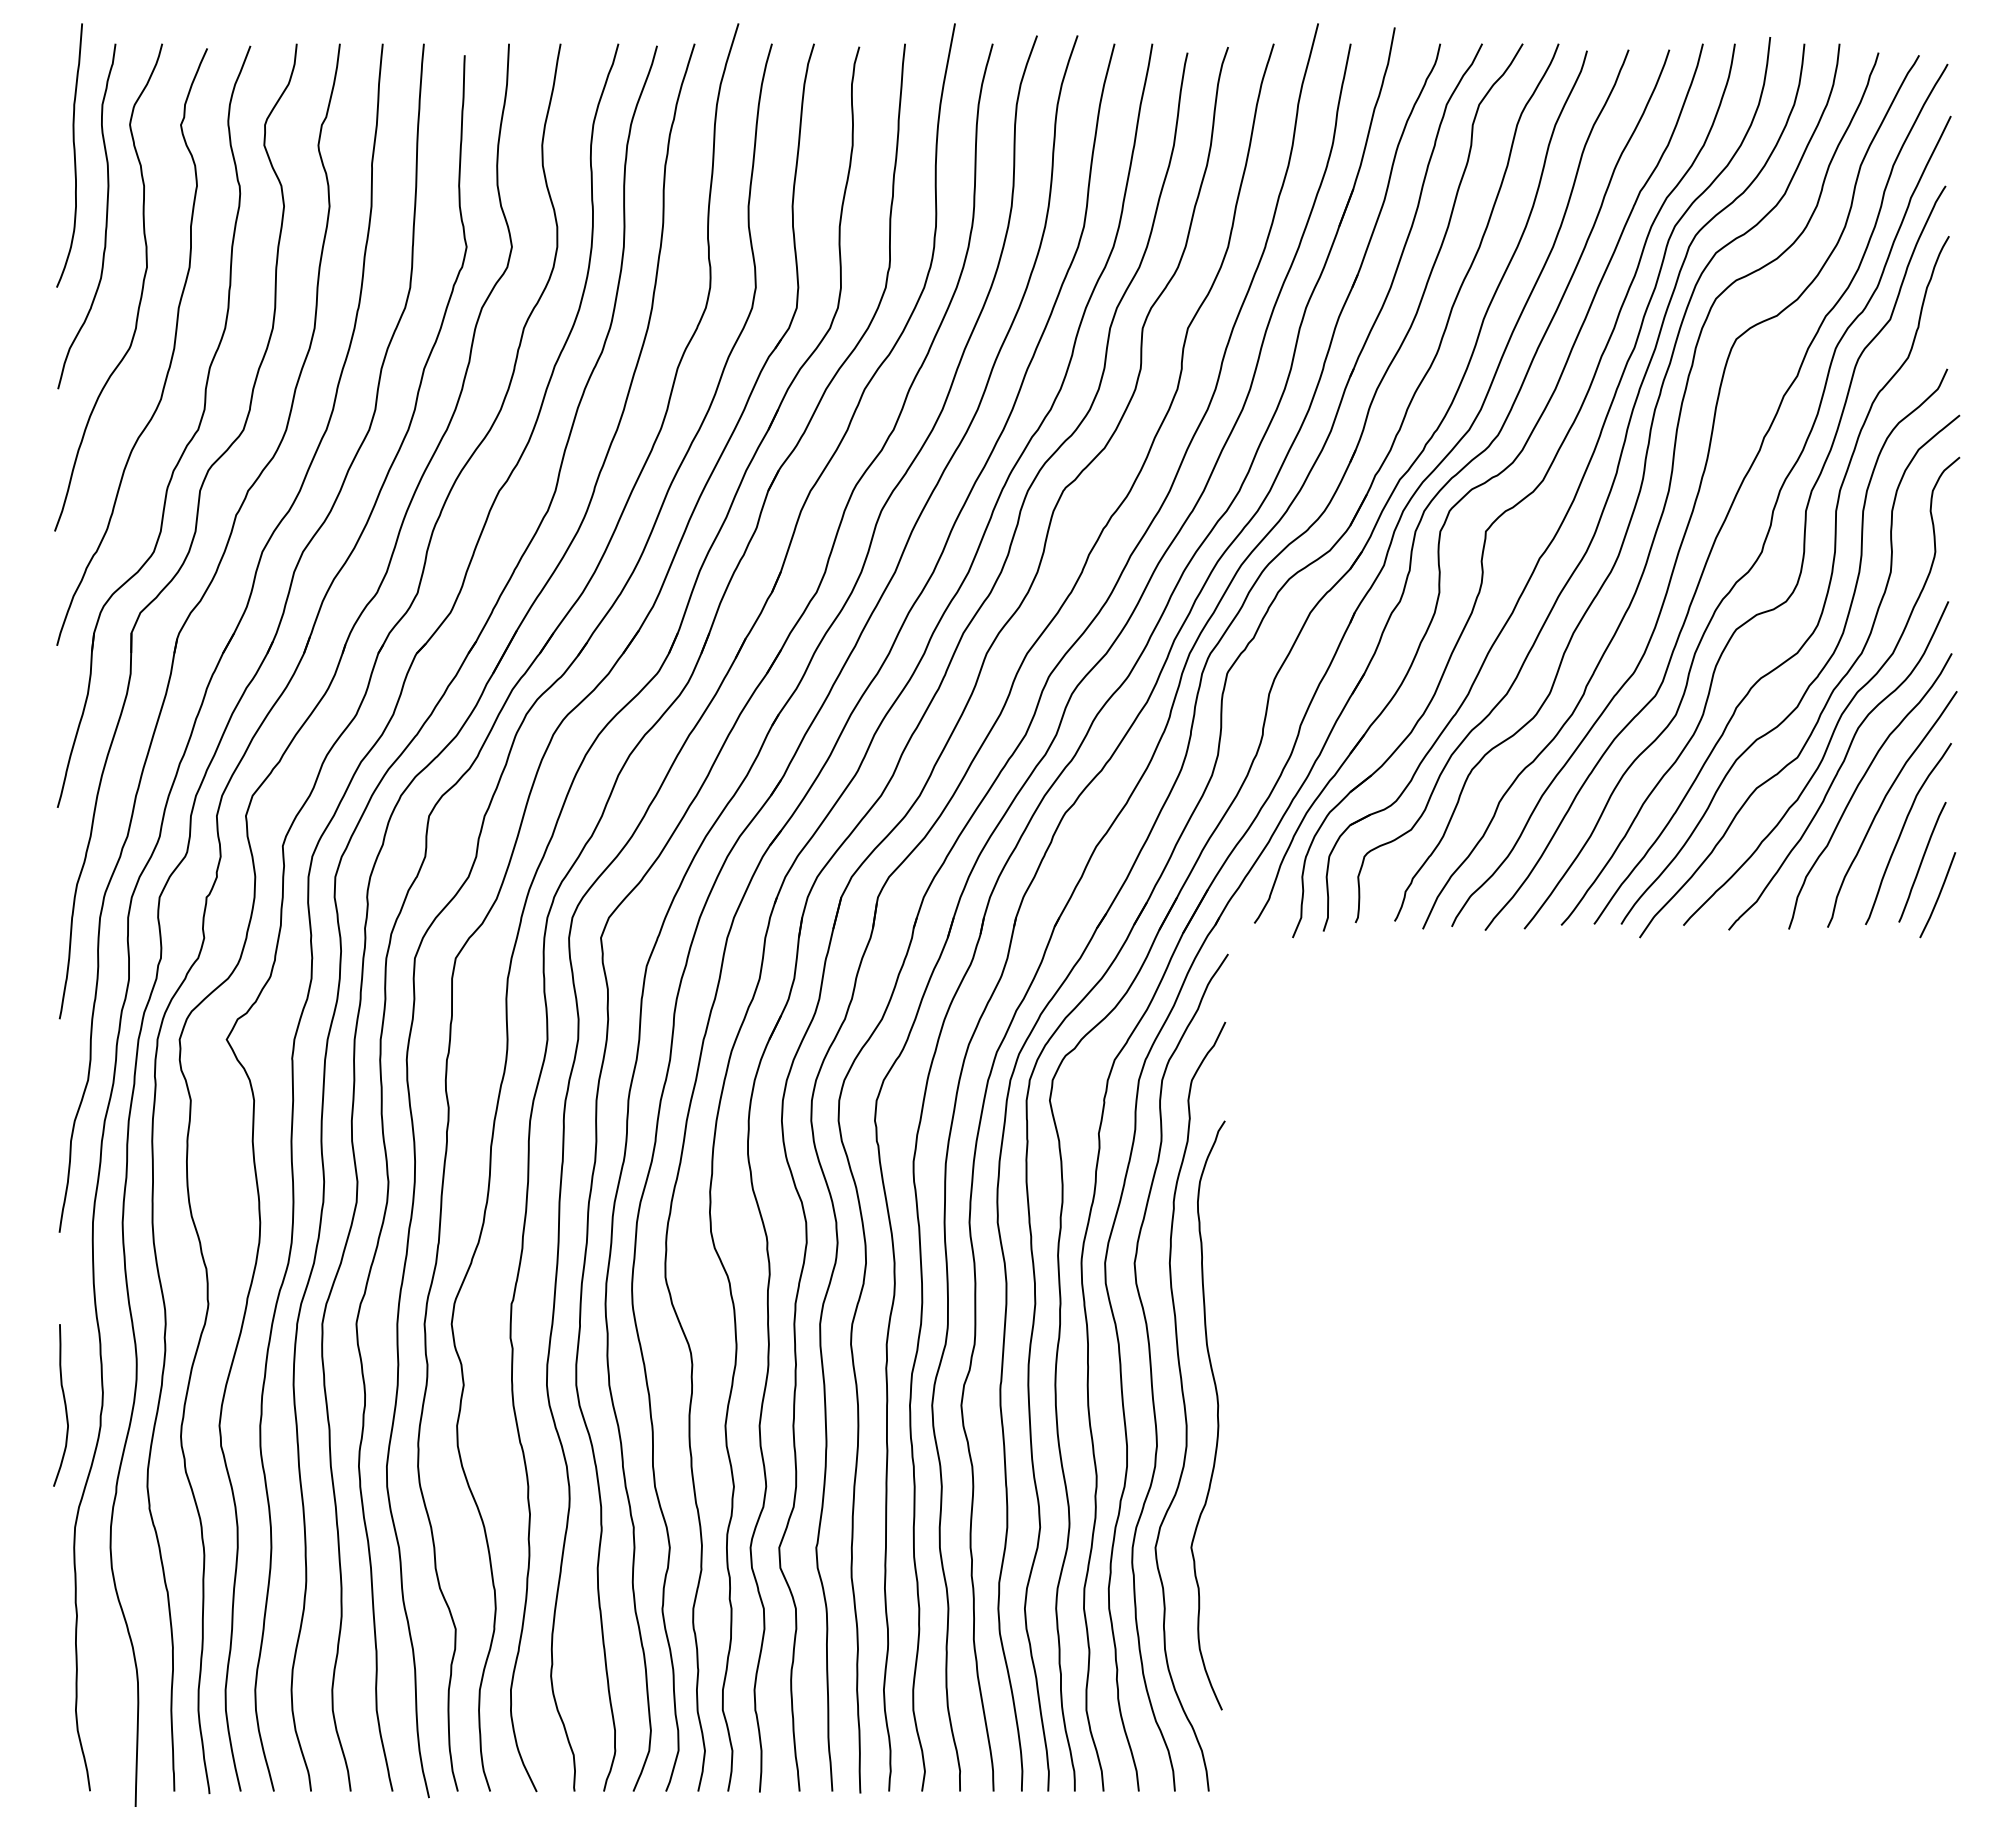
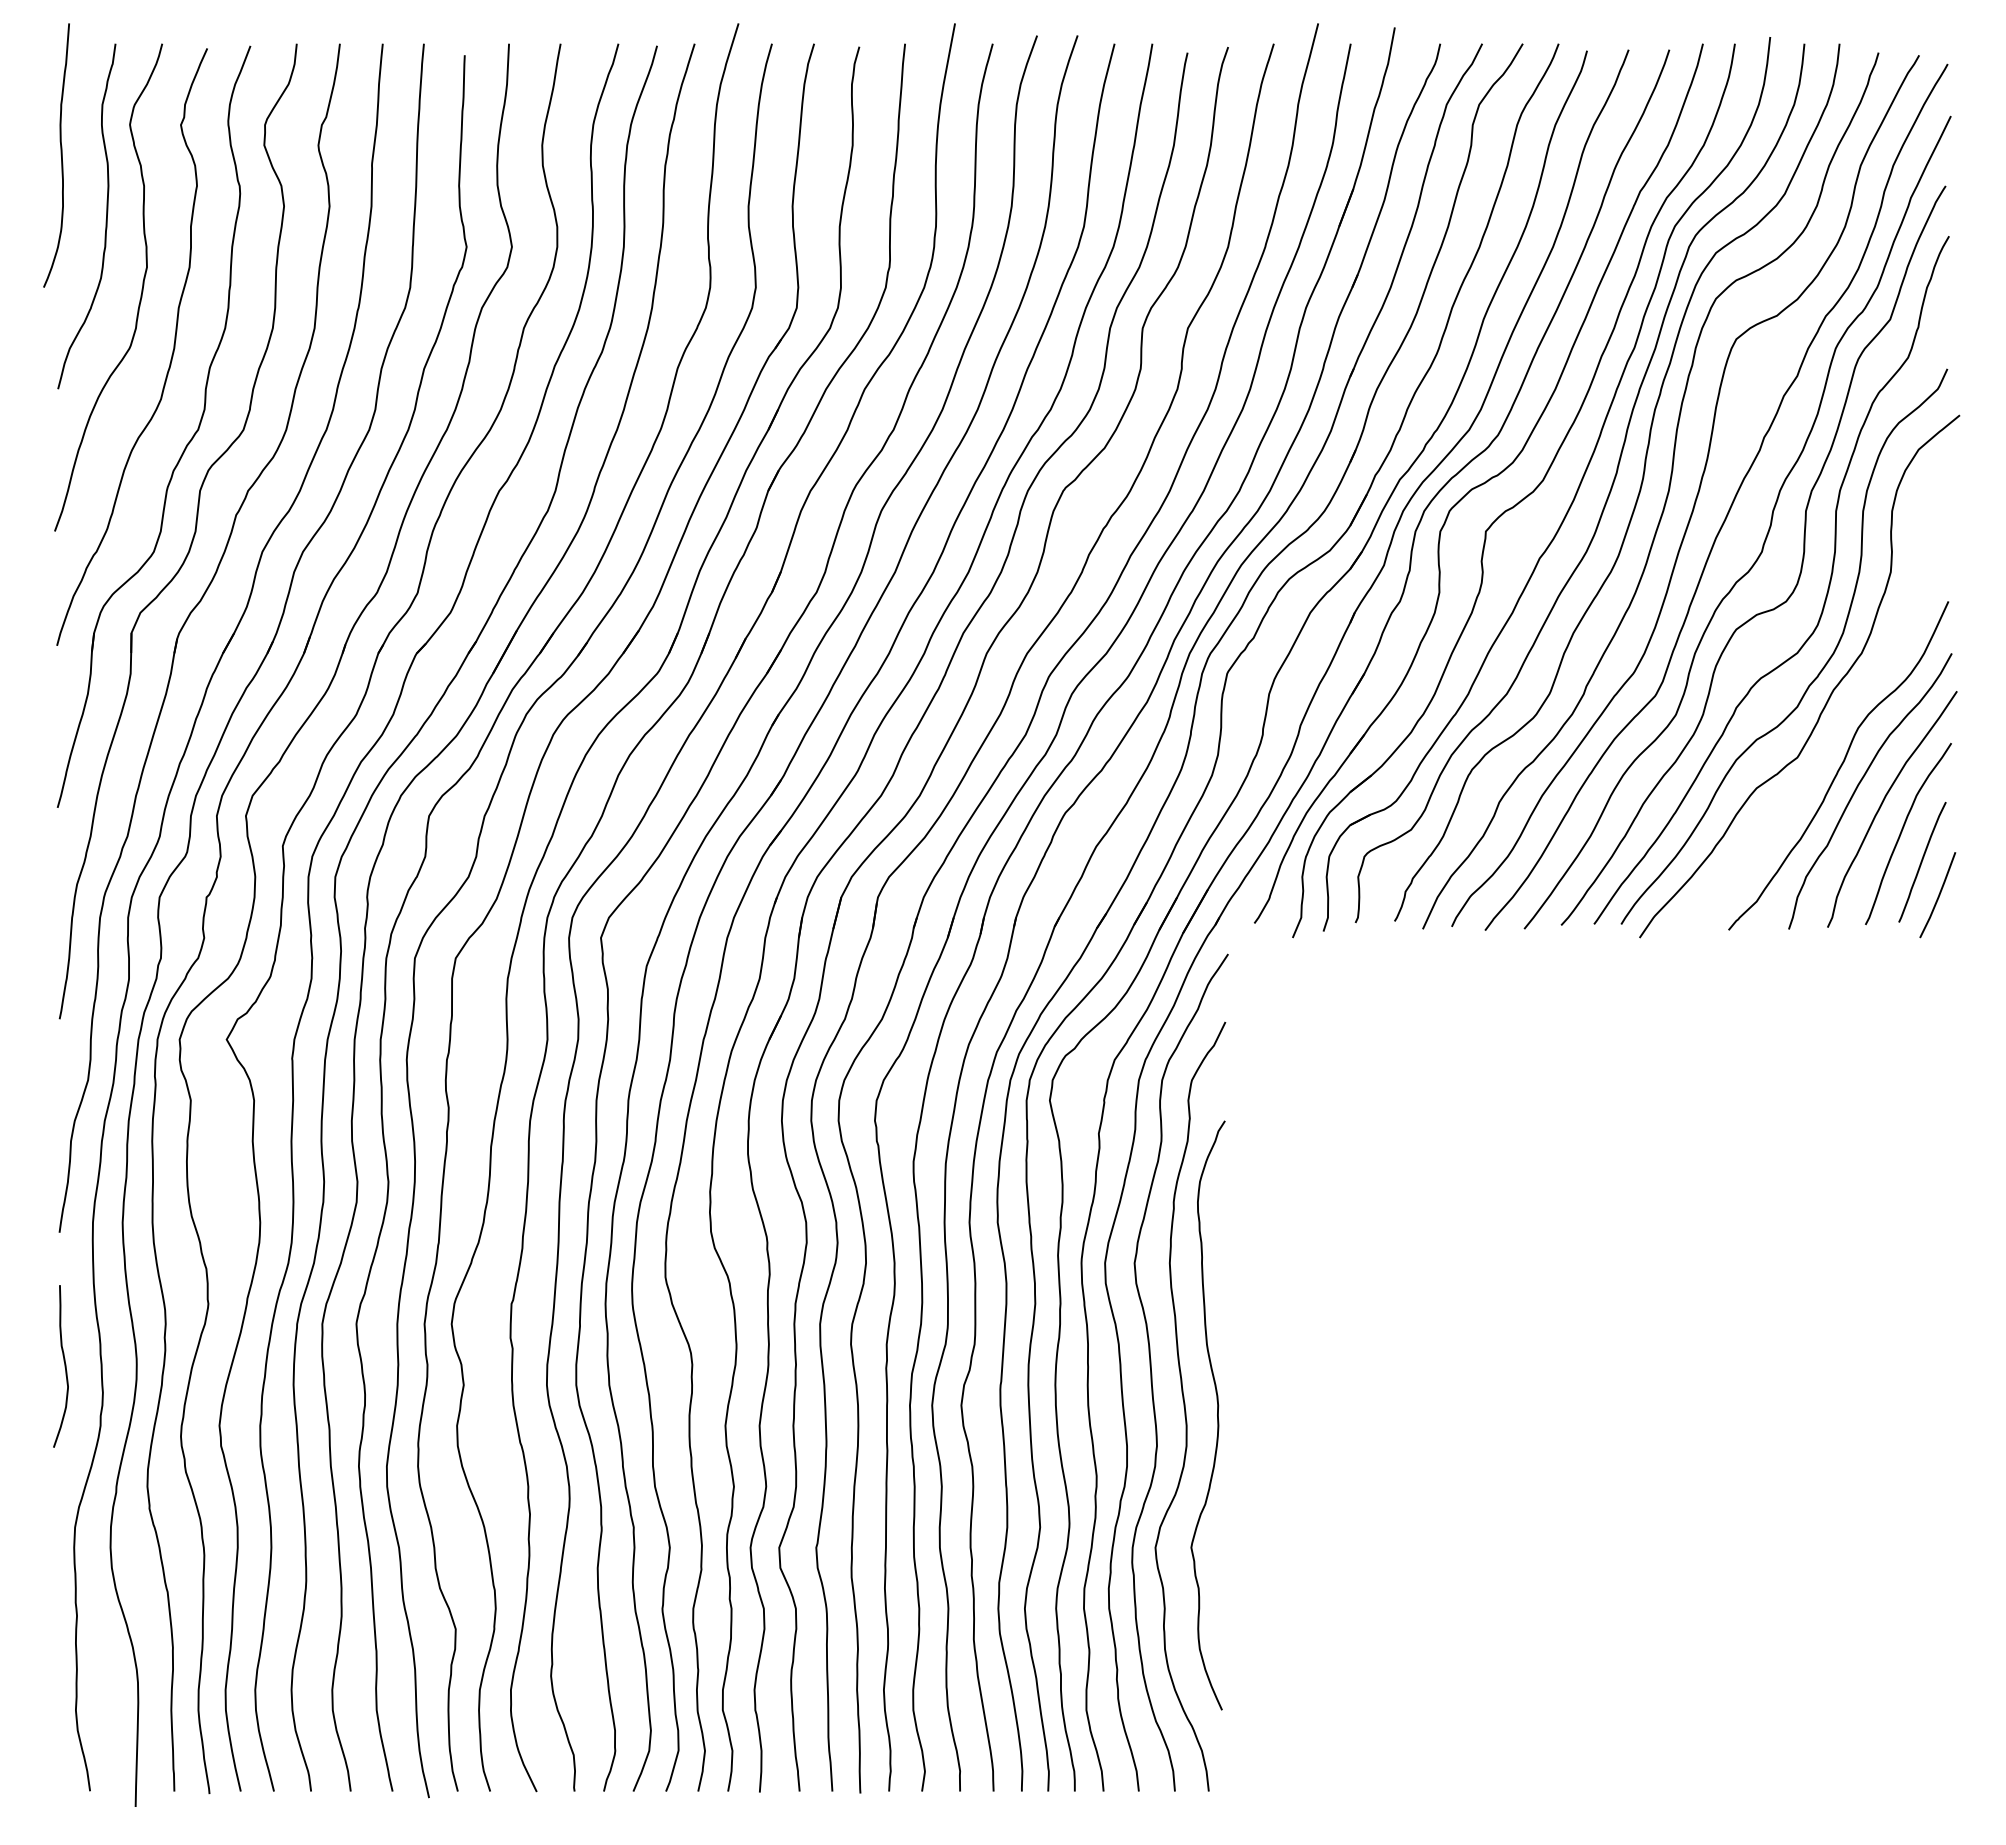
curve position: (73, 155) -> (60, 155) (60, 155)
curve: present -> none (1844, 708)
curve position: (64, 1405) -> (64, 1366) (64, 1366)
